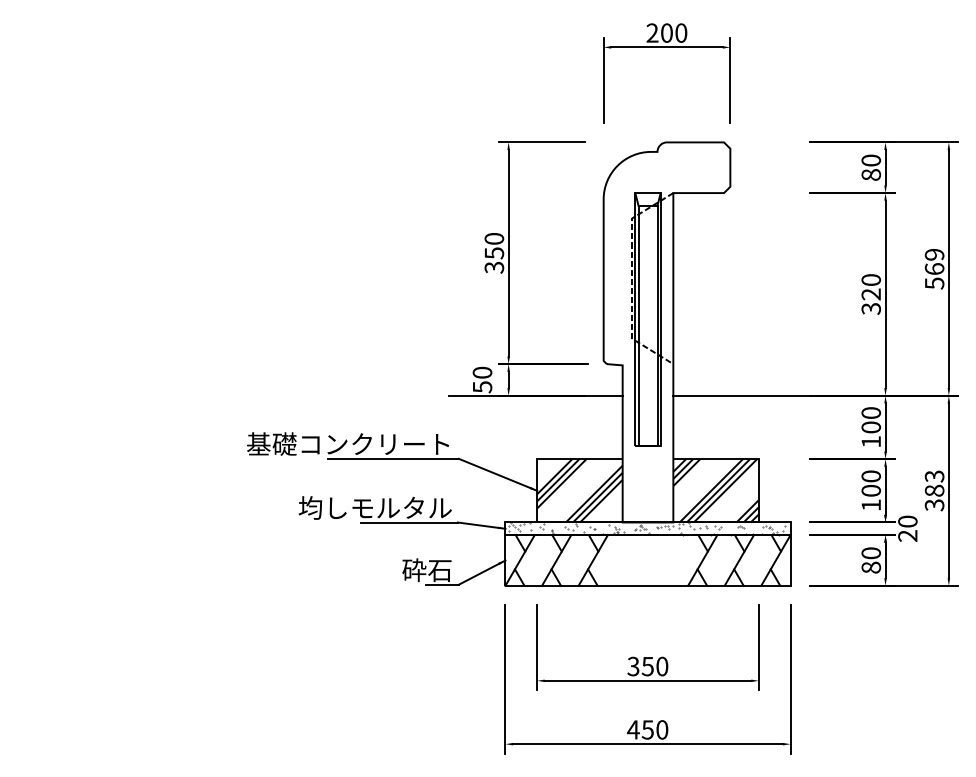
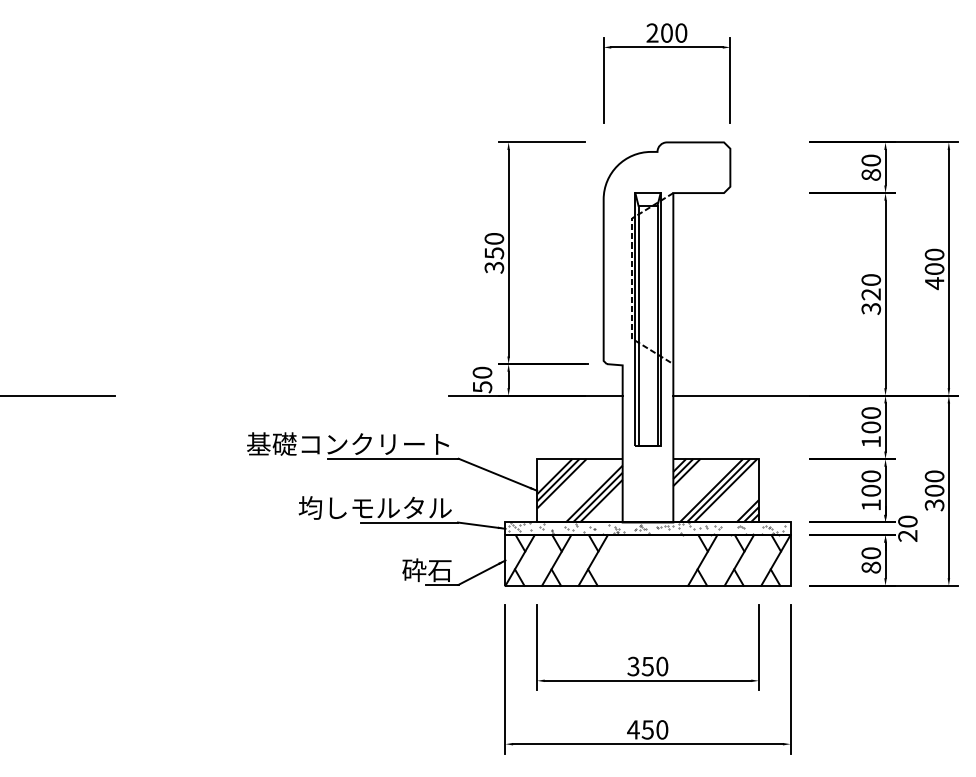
text: 569 -> 400 (934, 269)
line: none -> present (58, 395)
text: 383 -> 300 (934, 483)
